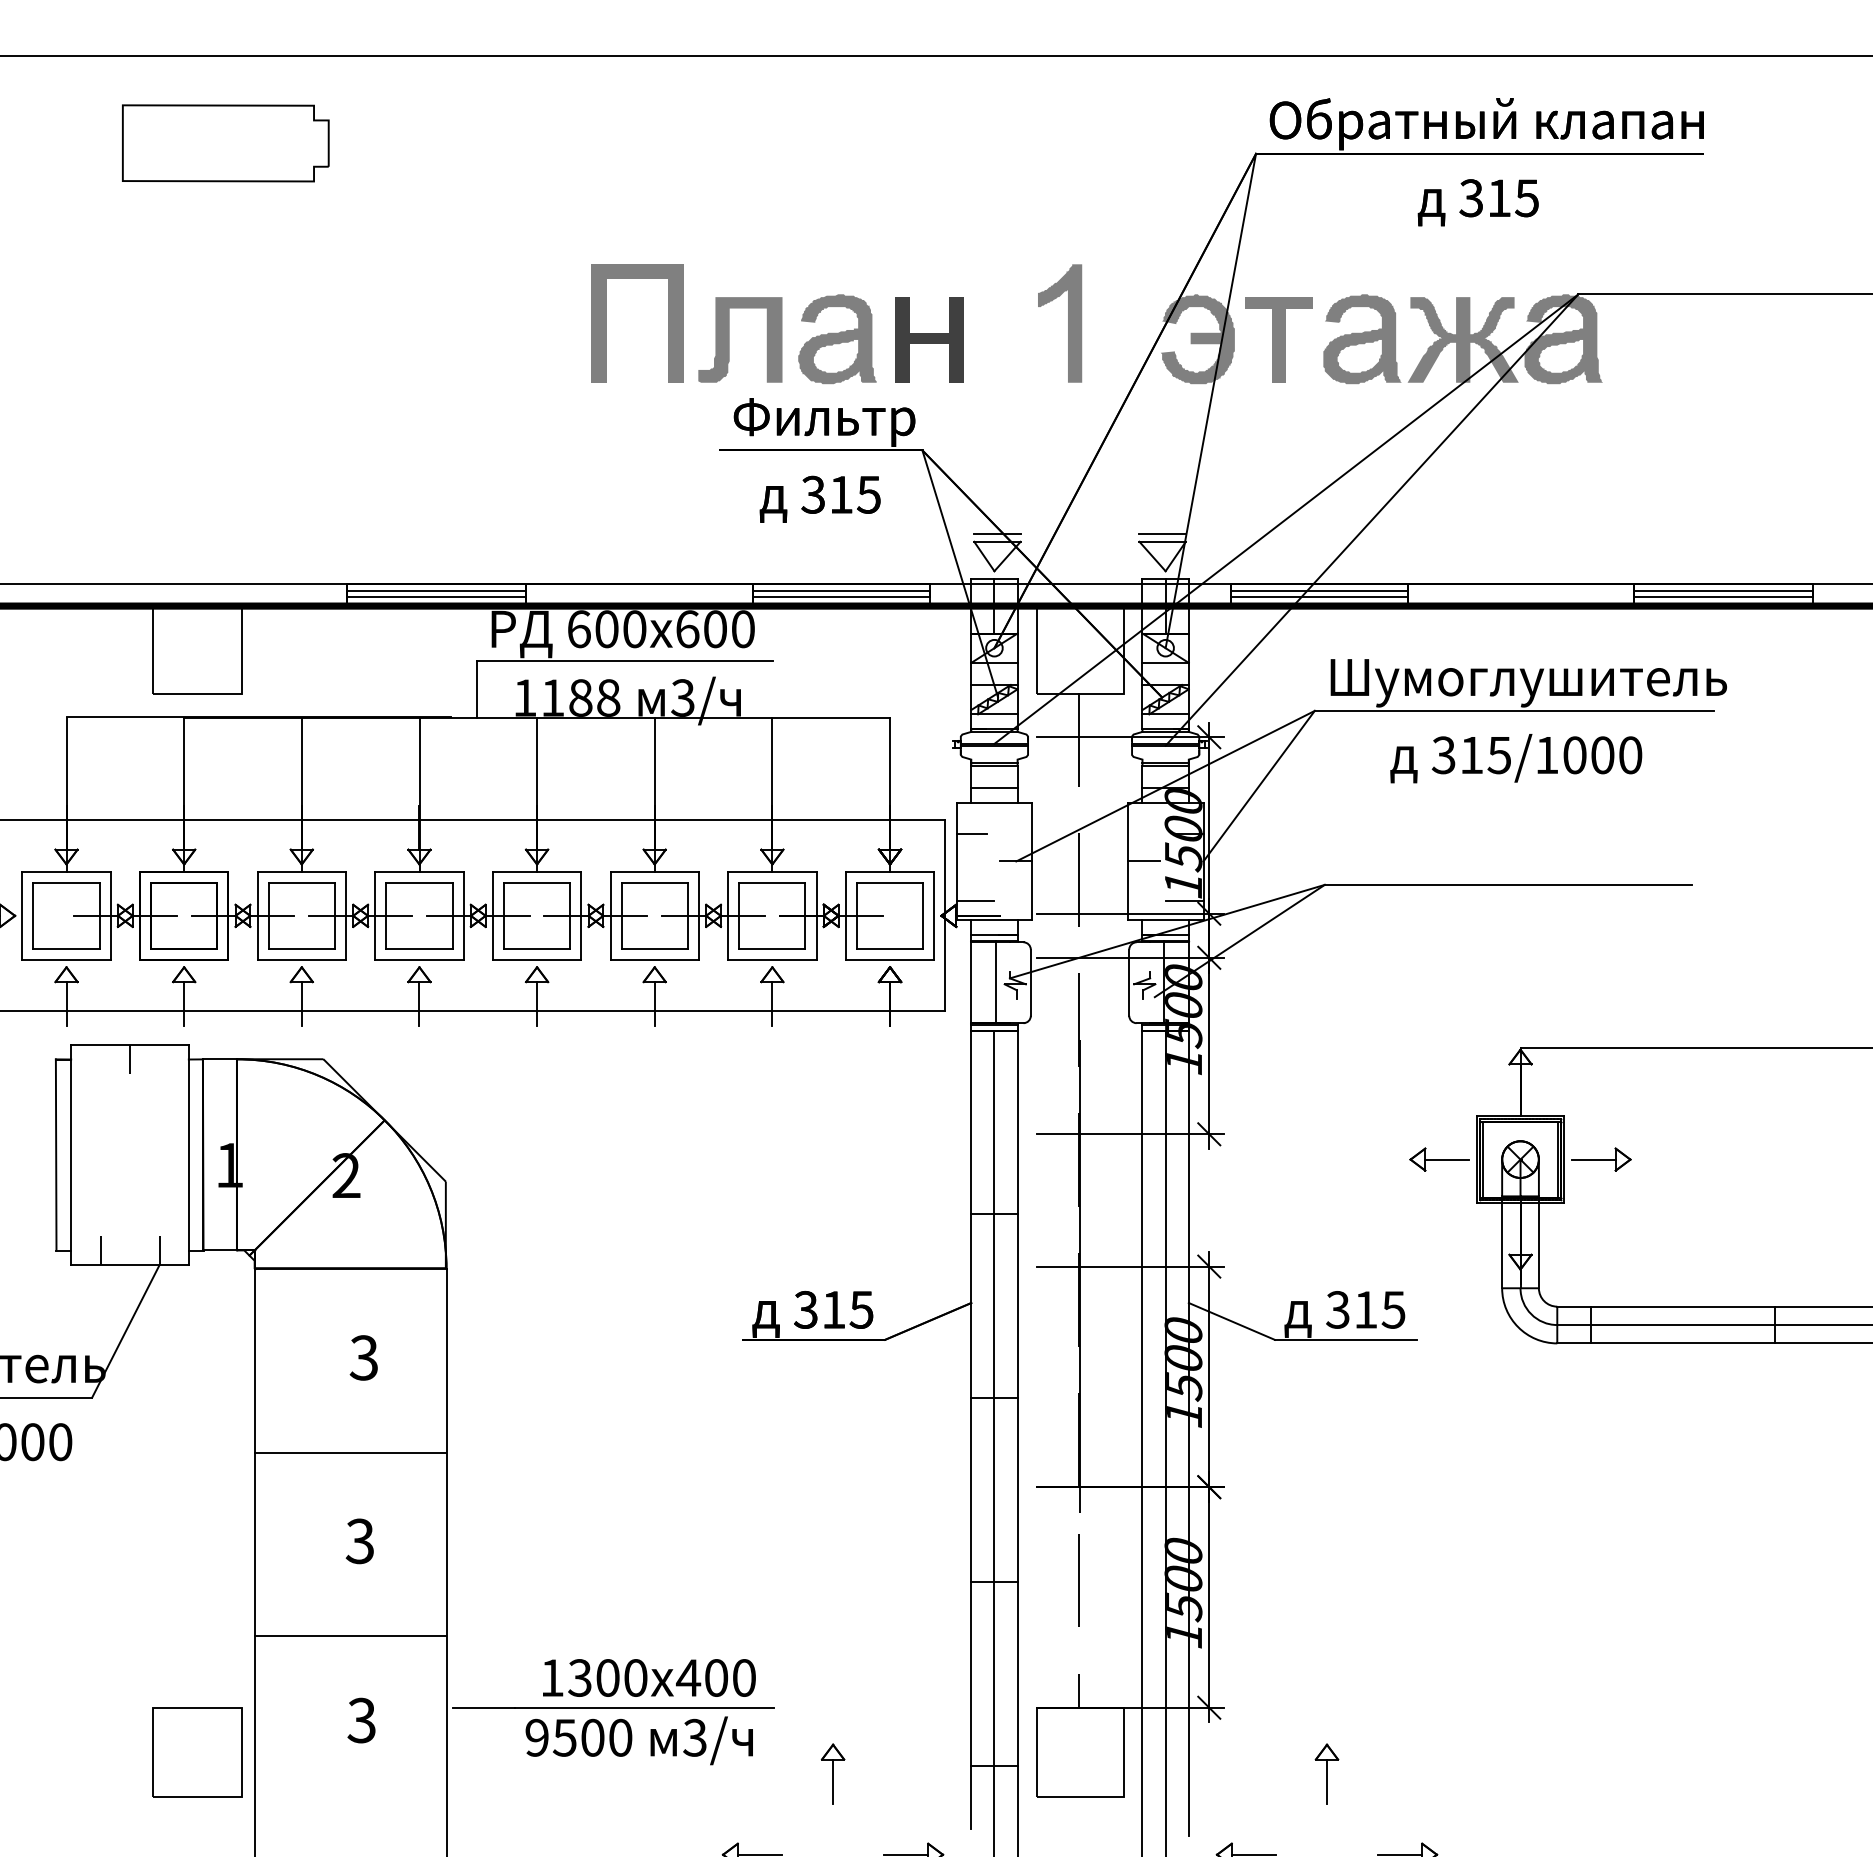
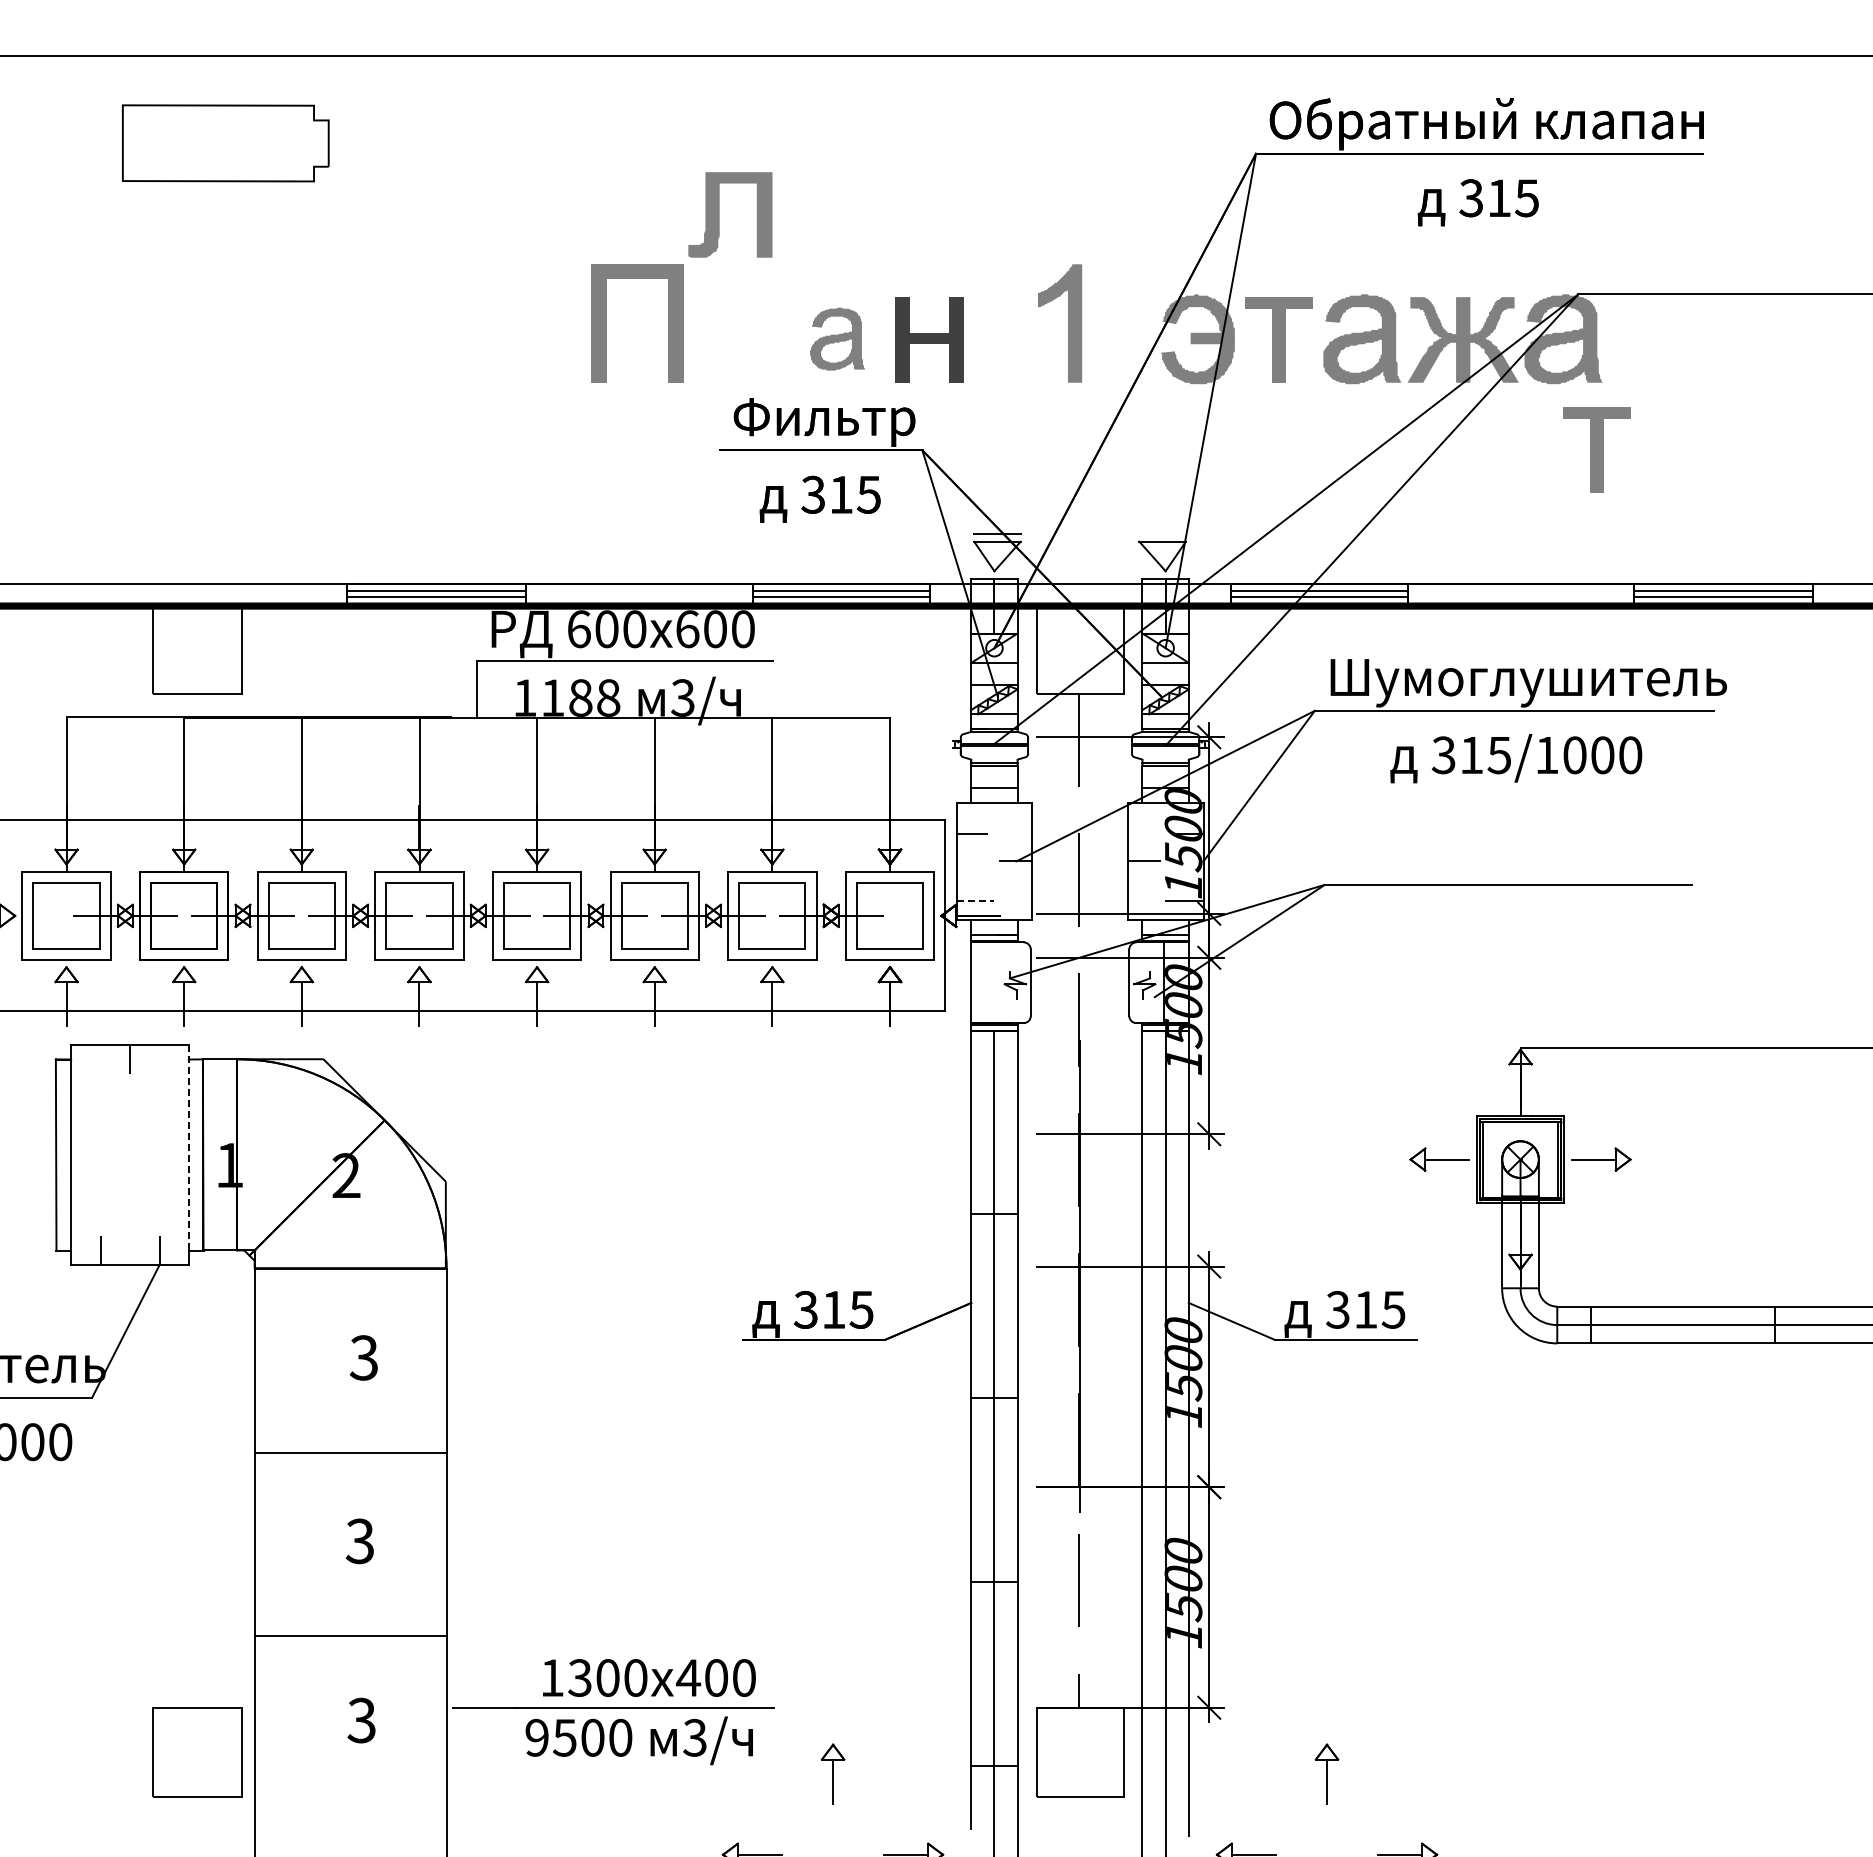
part size: 79x90 px -> 55x64 px (837, 338)
part position: (729, 339) -> (719, 214) (719, 214)
part: none -> present (1596, 449)
line: present -> none (1162, 534)
line: solid -> dashed (975, 900)
line: present -> none (996, 981)
line: solid -> dashed (188, 1147)
